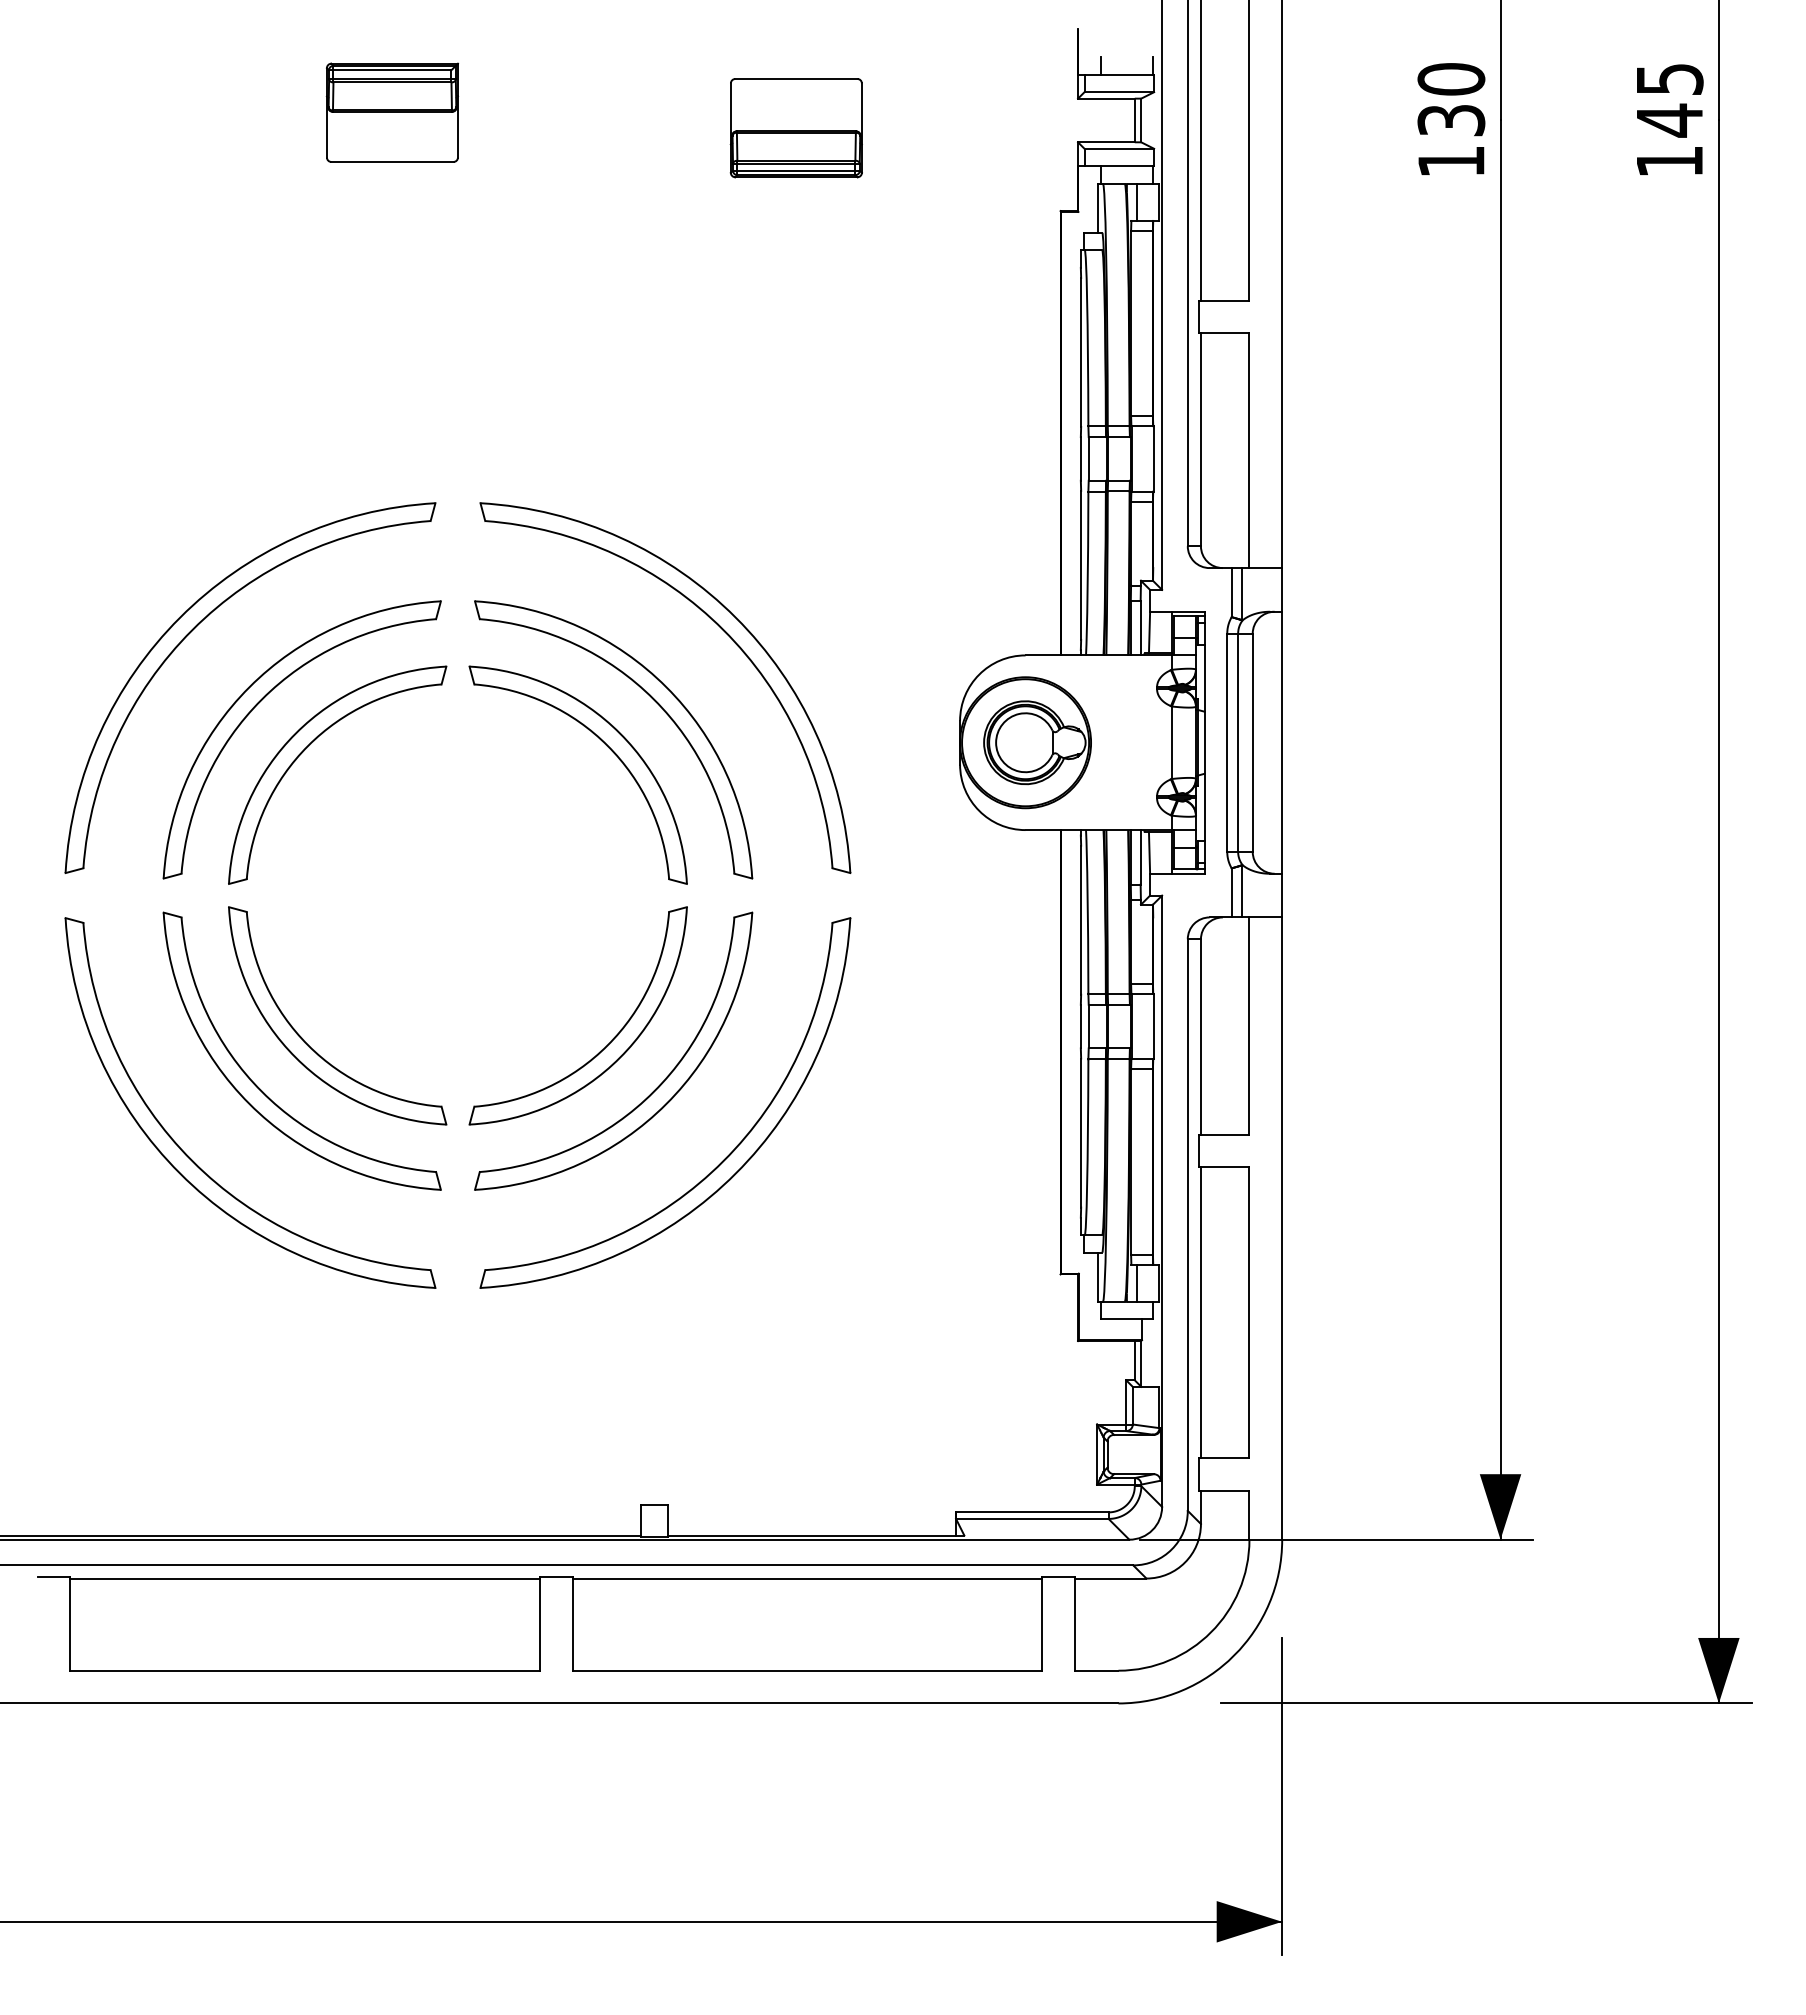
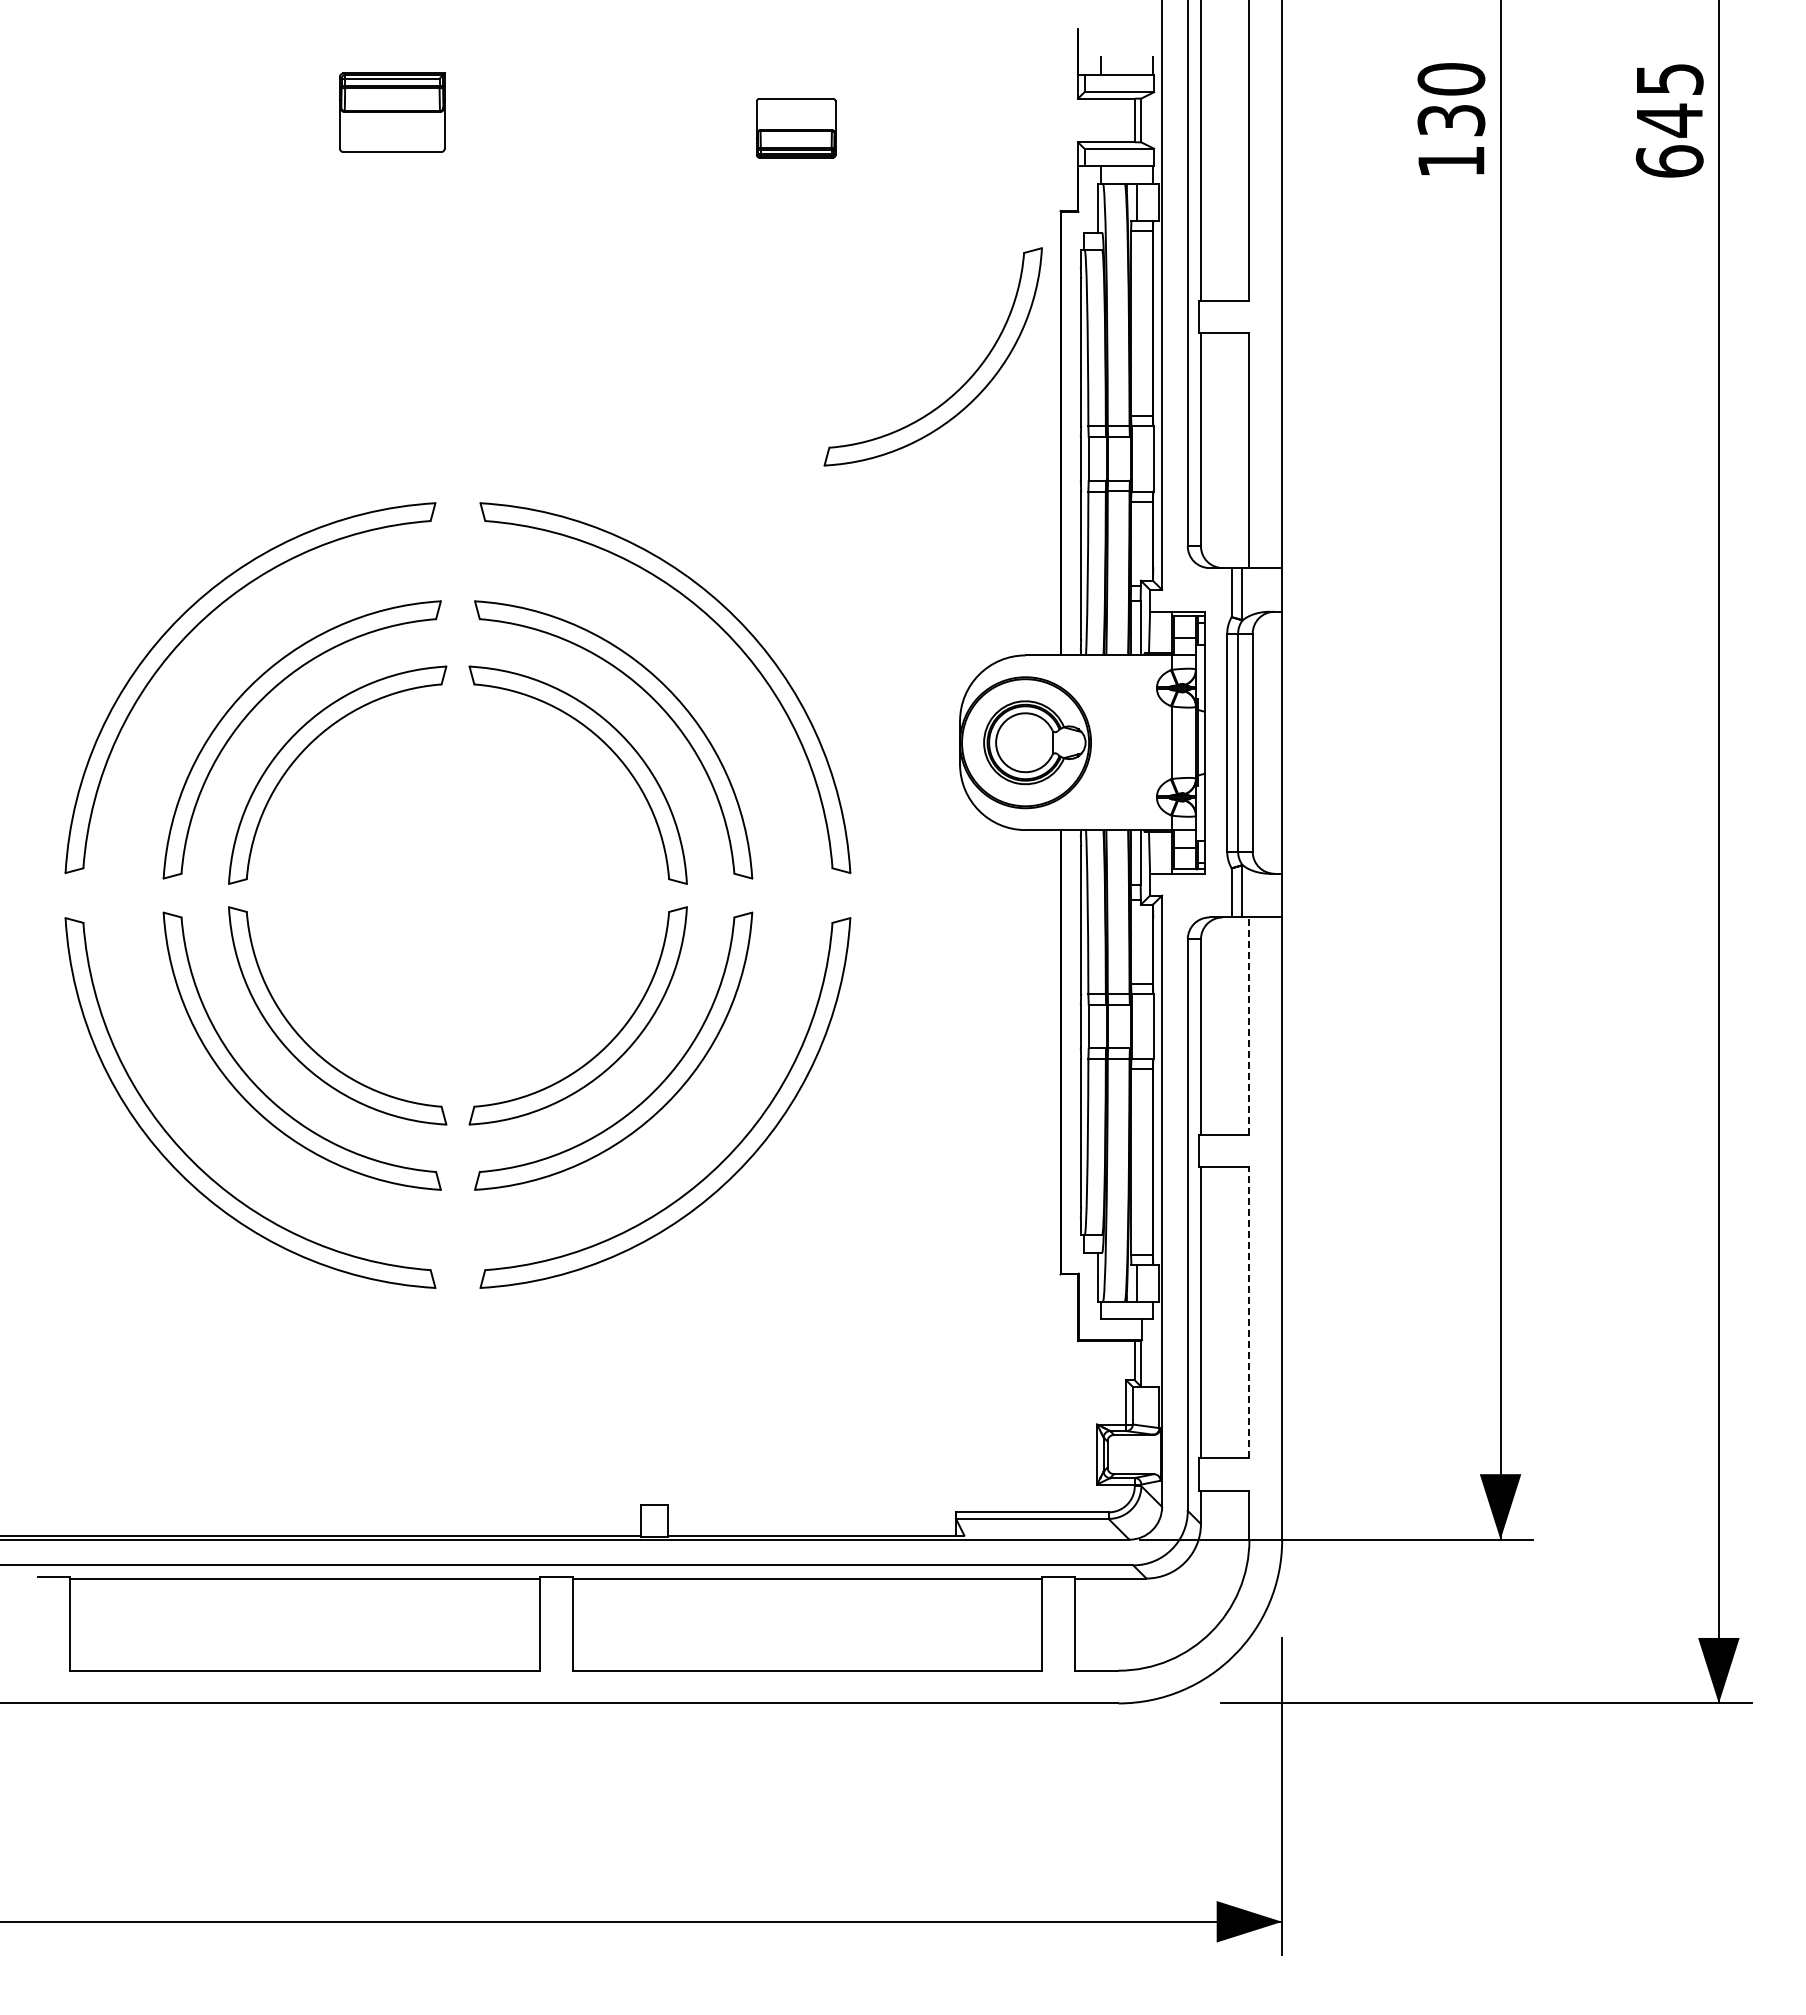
part size: 134x101 px -> 108x81 px (391, 112)
part size: 134x101 px -> 82x61 px (795, 128)
text: 145 -> 645 (1669, 161)
part: none -> present (962, 385)
line: solid -> dashed (1249, 1026)
line: solid -> dashed (1249, 1312)
